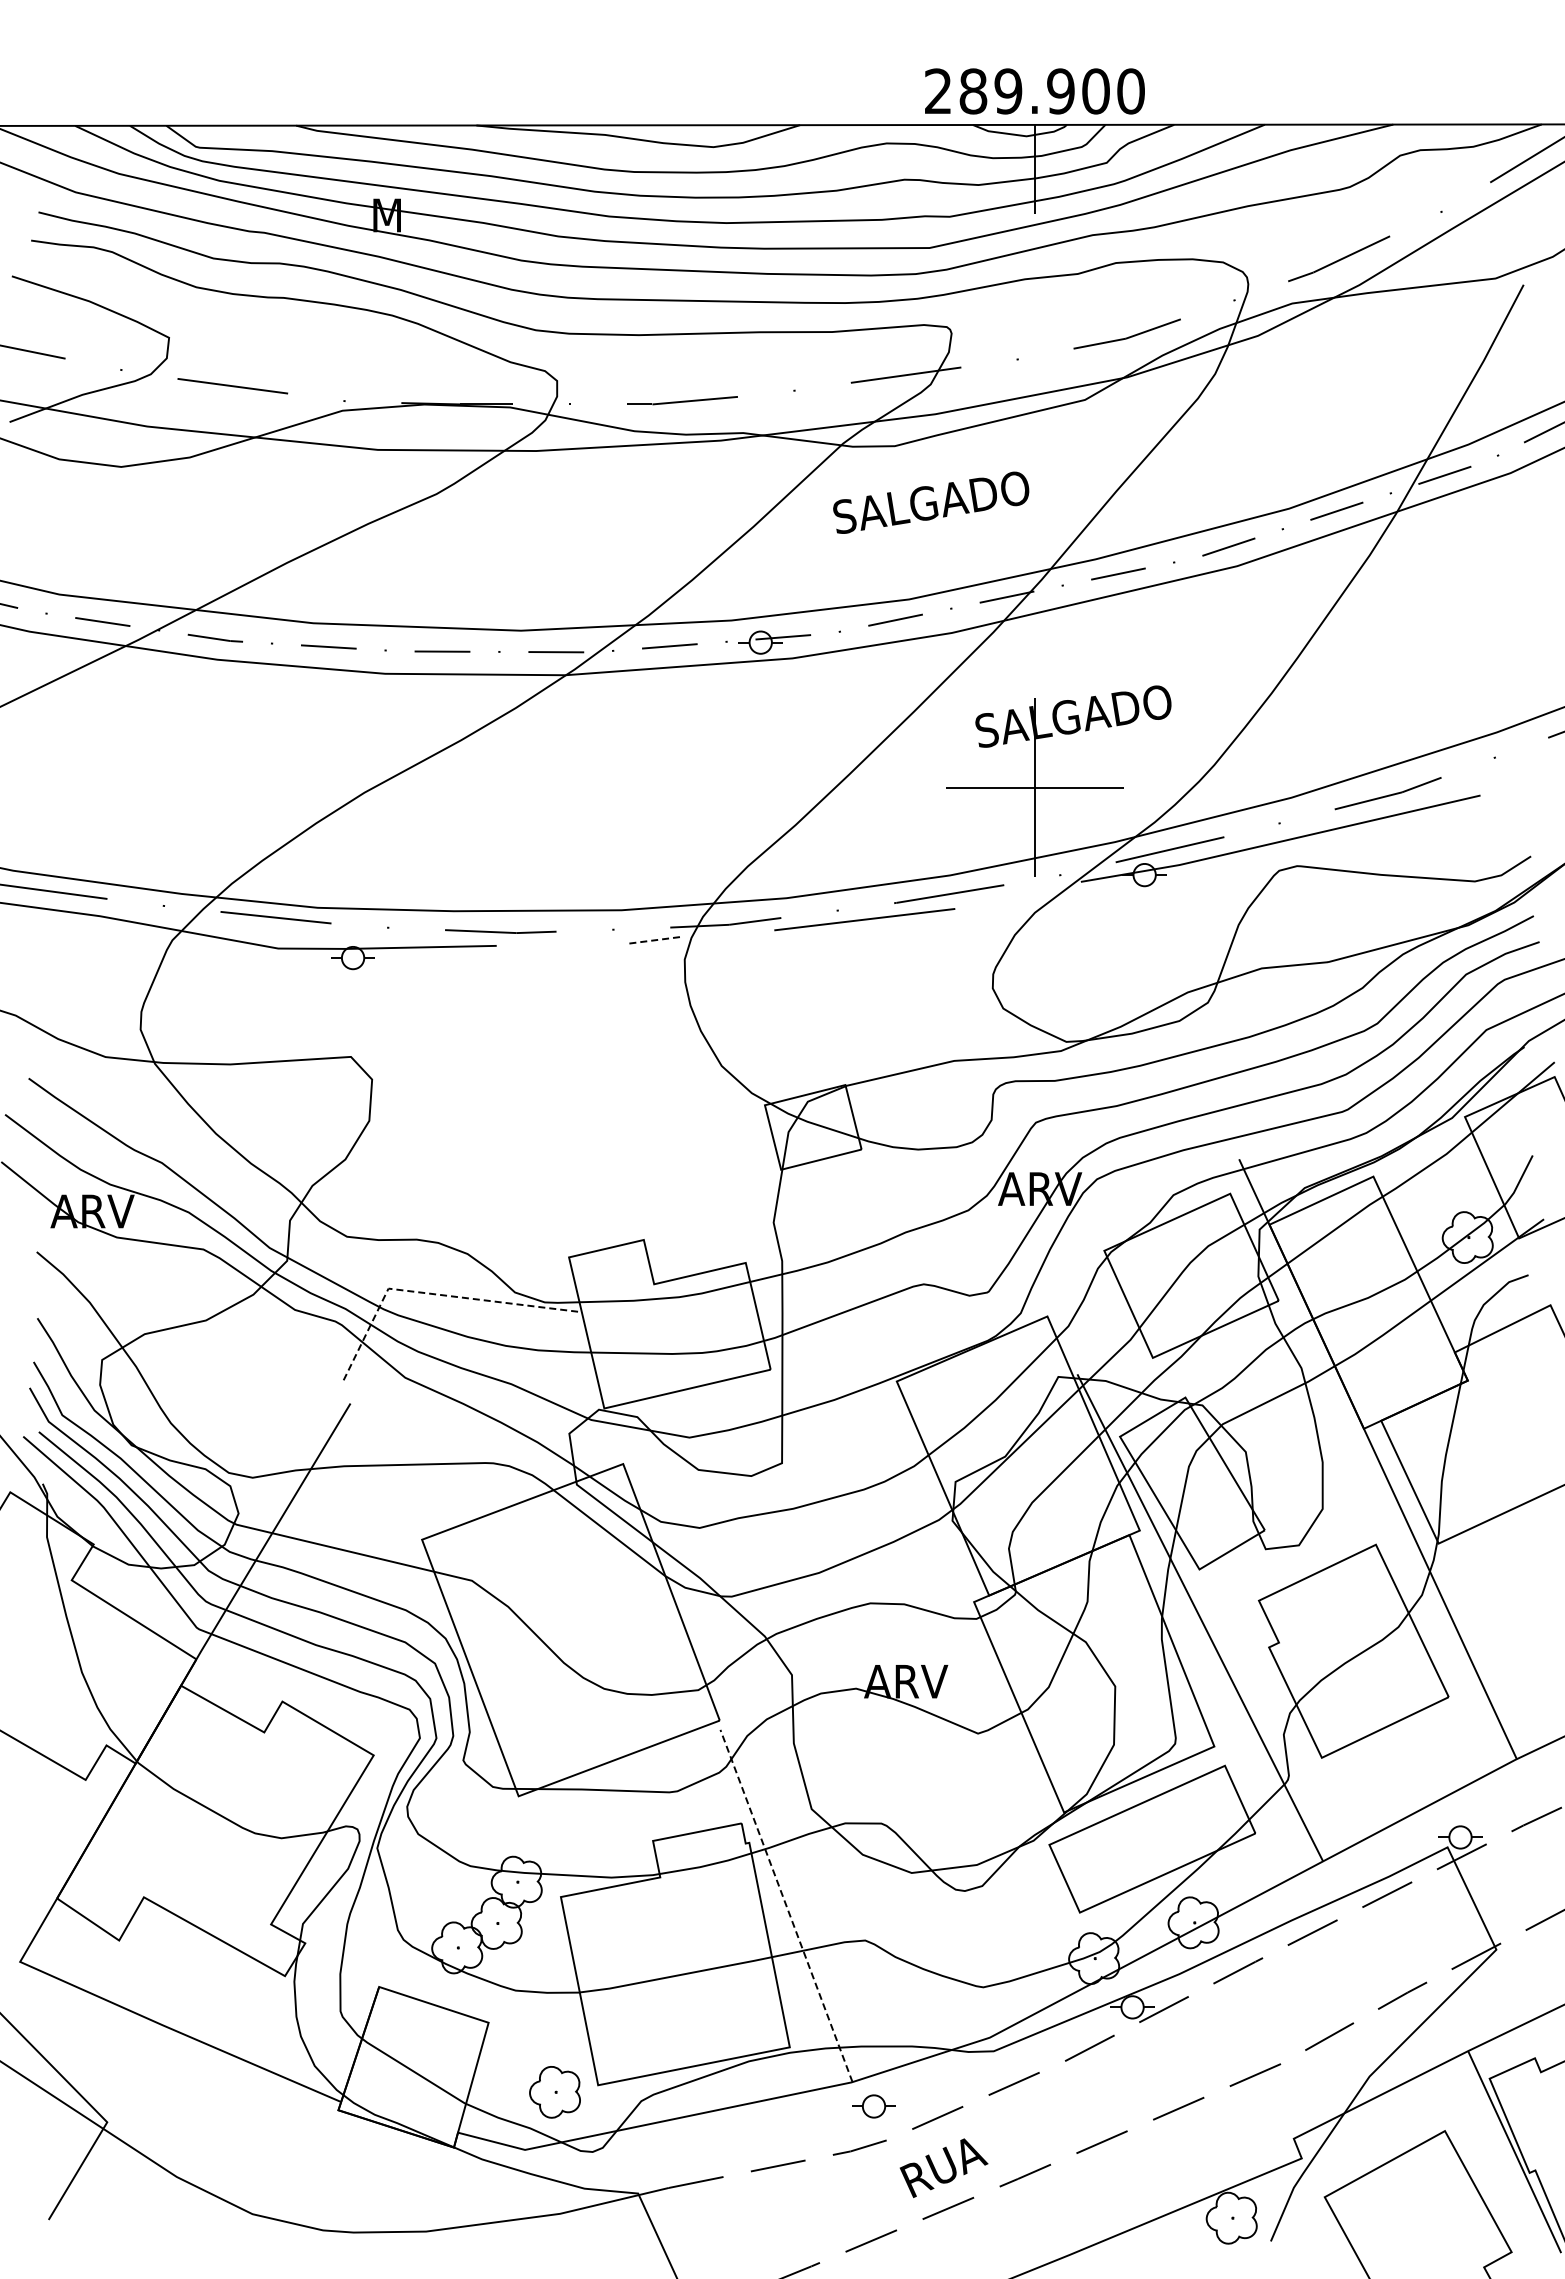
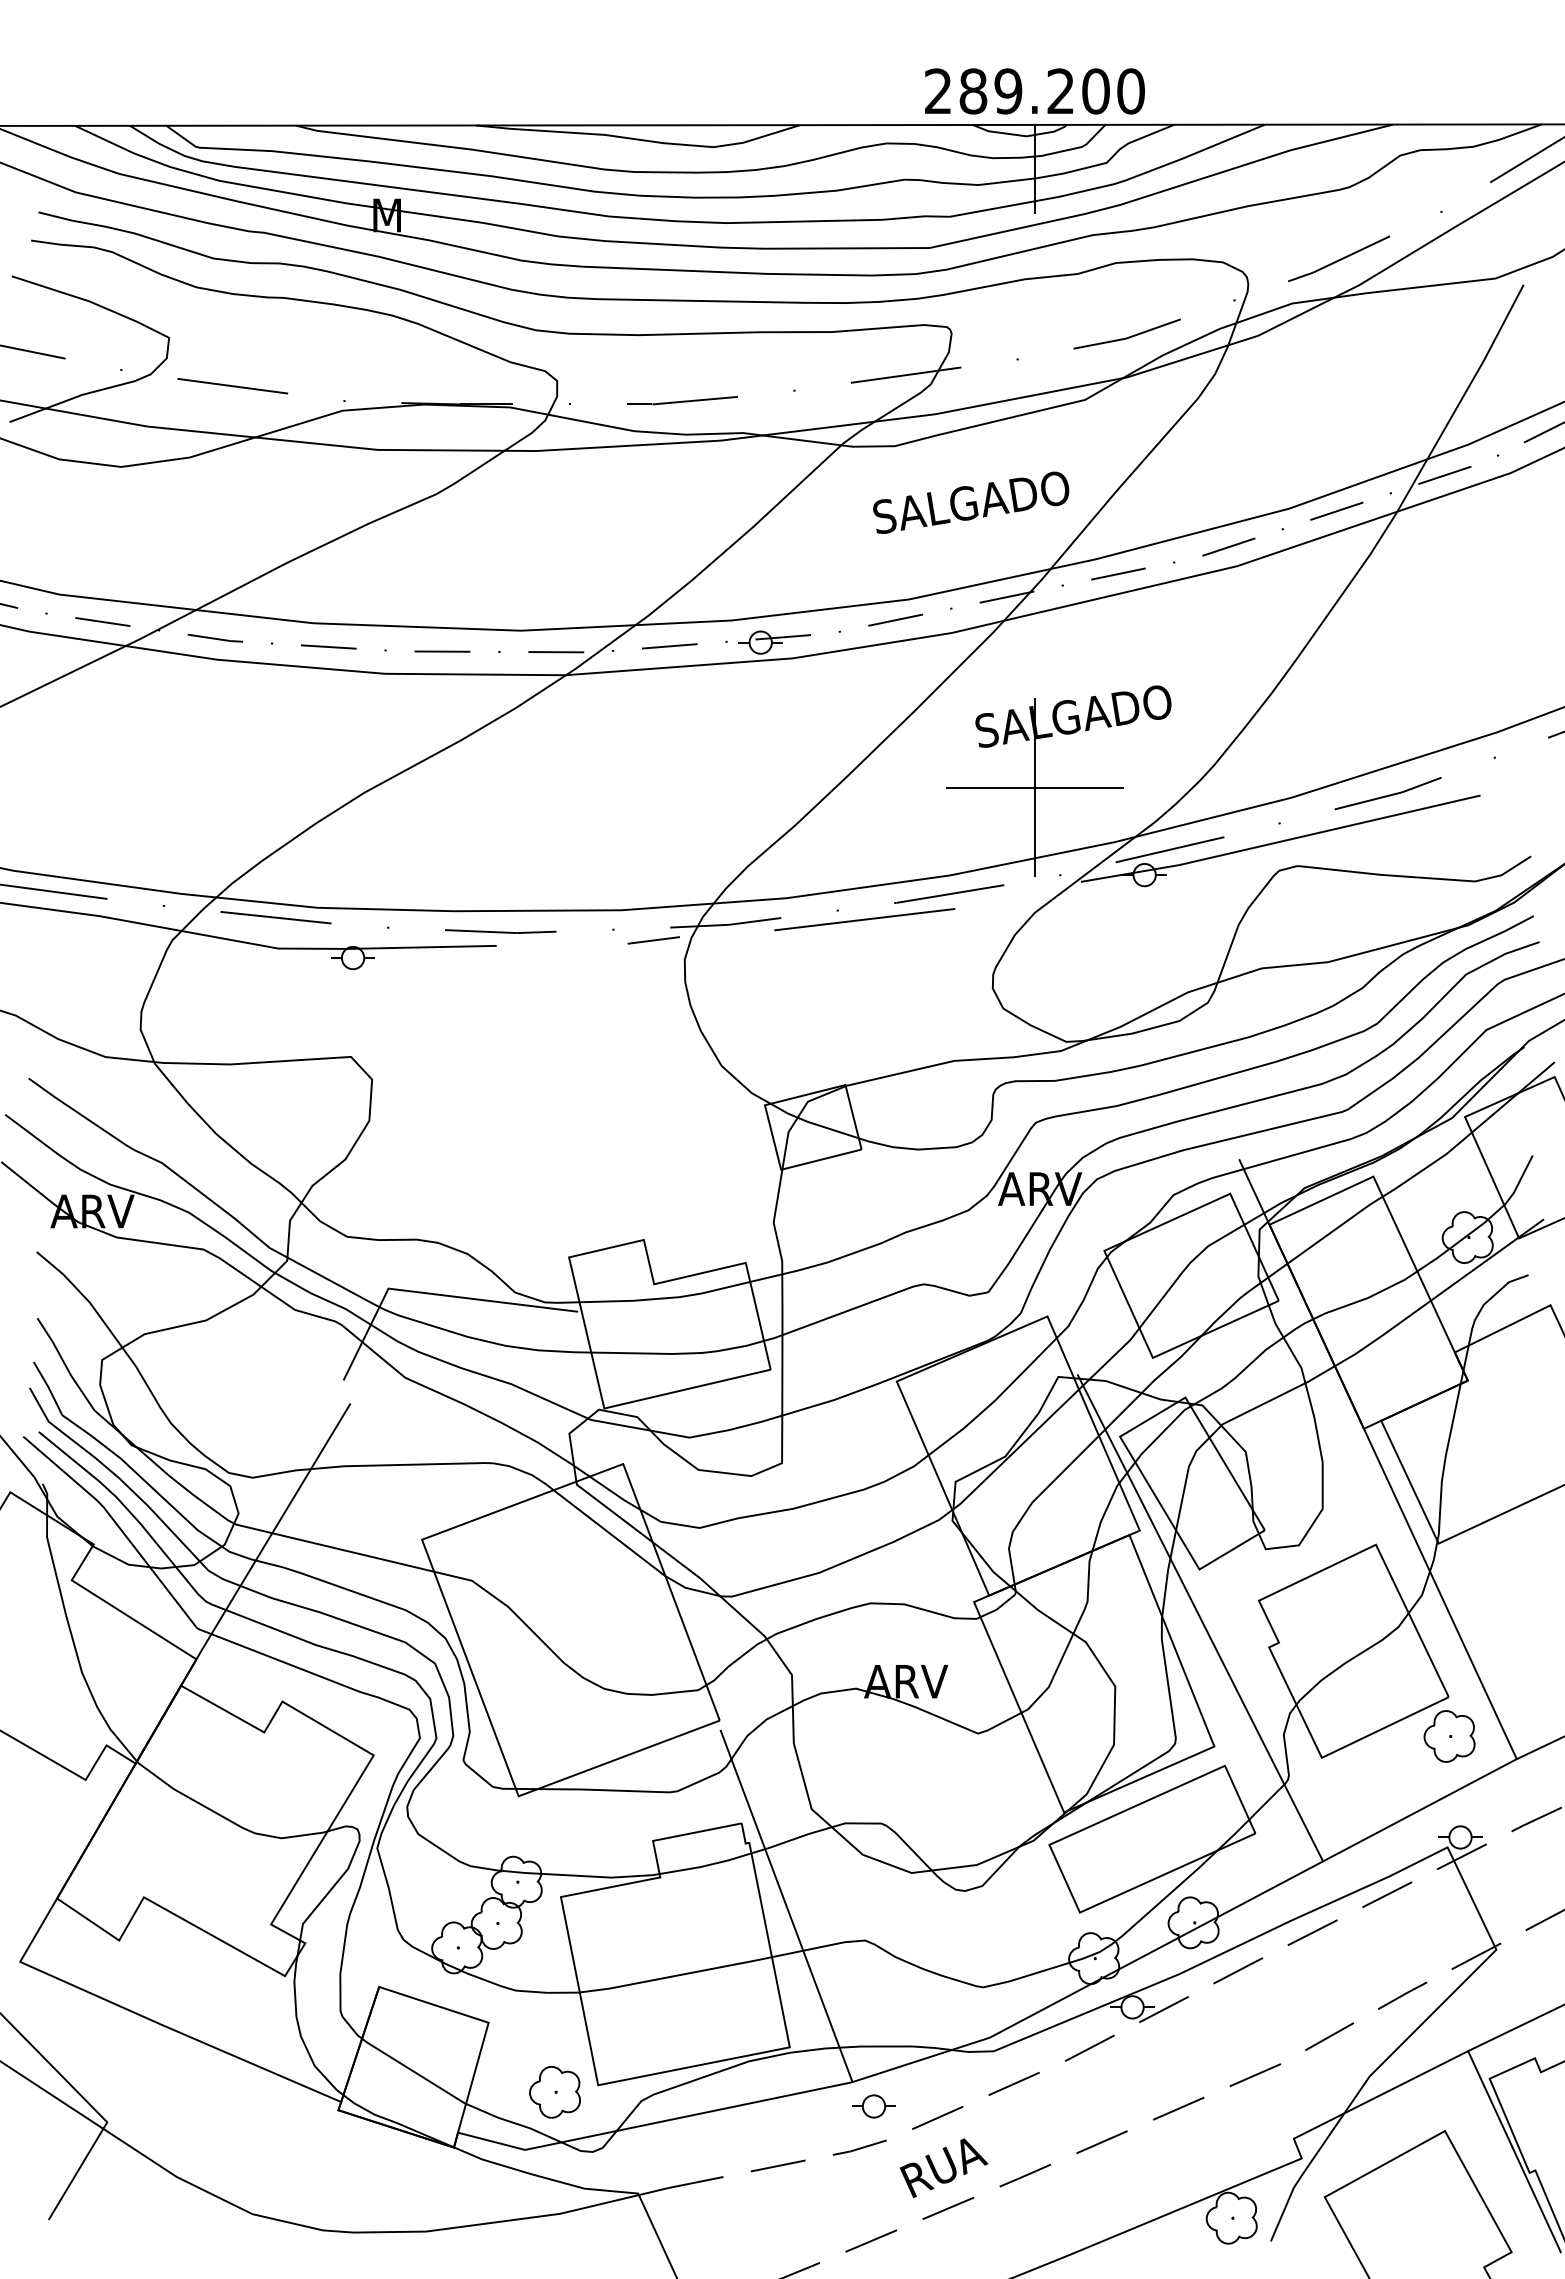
text: 289.900 -> 289.200 (1060, 91)
text position: (931, 502) -> (971, 502) (971, 502)
line: dashed -> solid (653, 940)
line: dashed -> solid (431, 1293)
part: none -> present (1449, 1736)
line: dashed -> solid (786, 1905)
